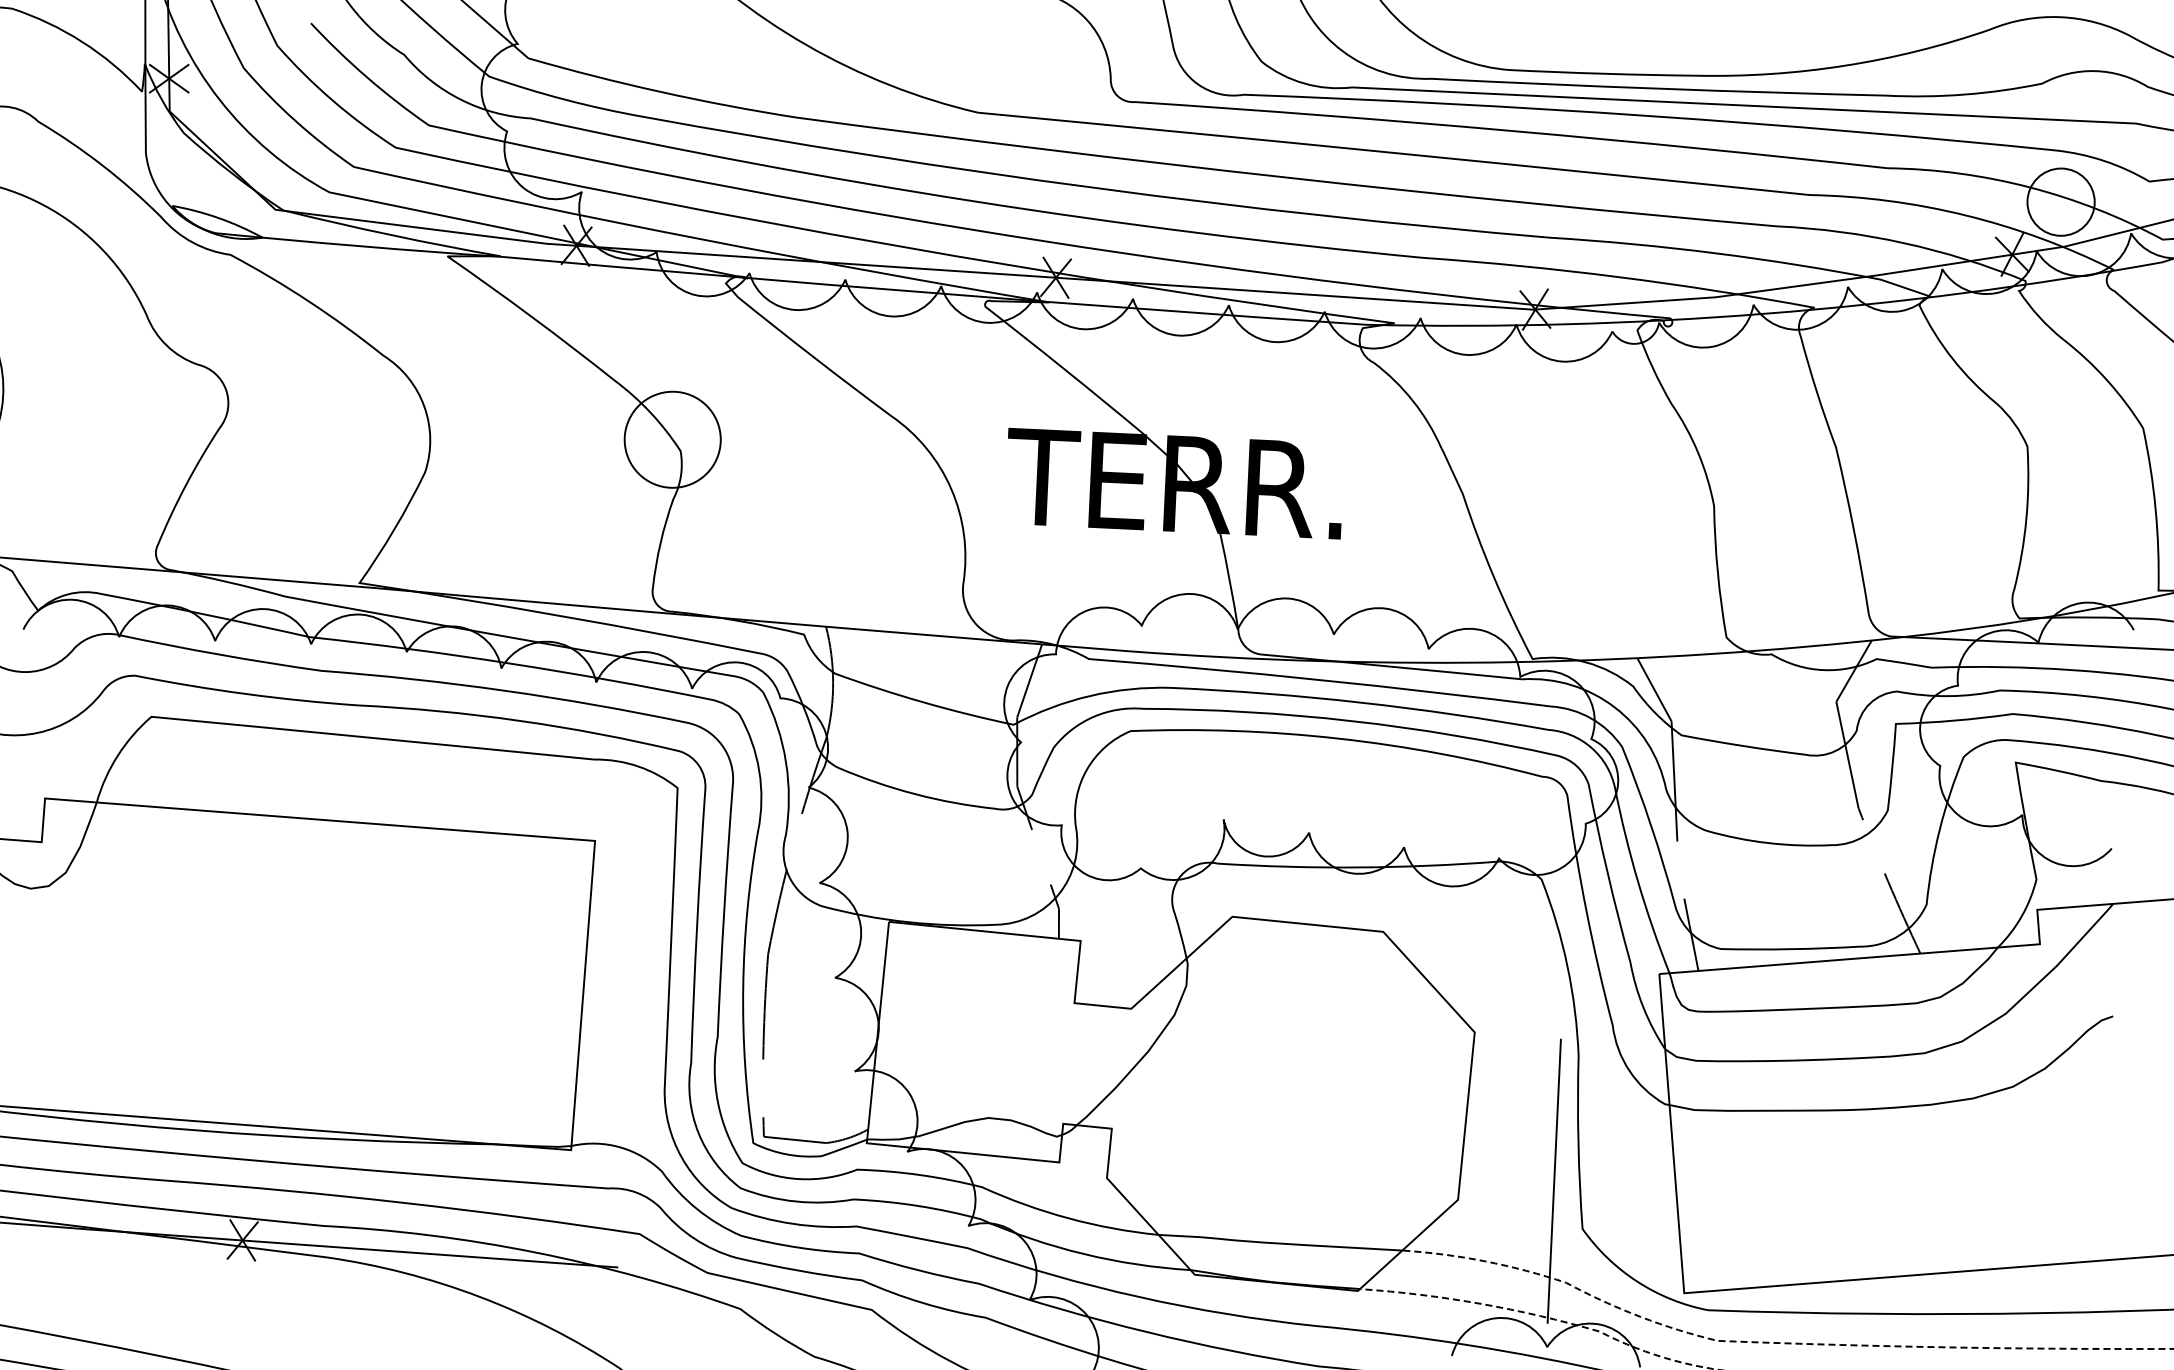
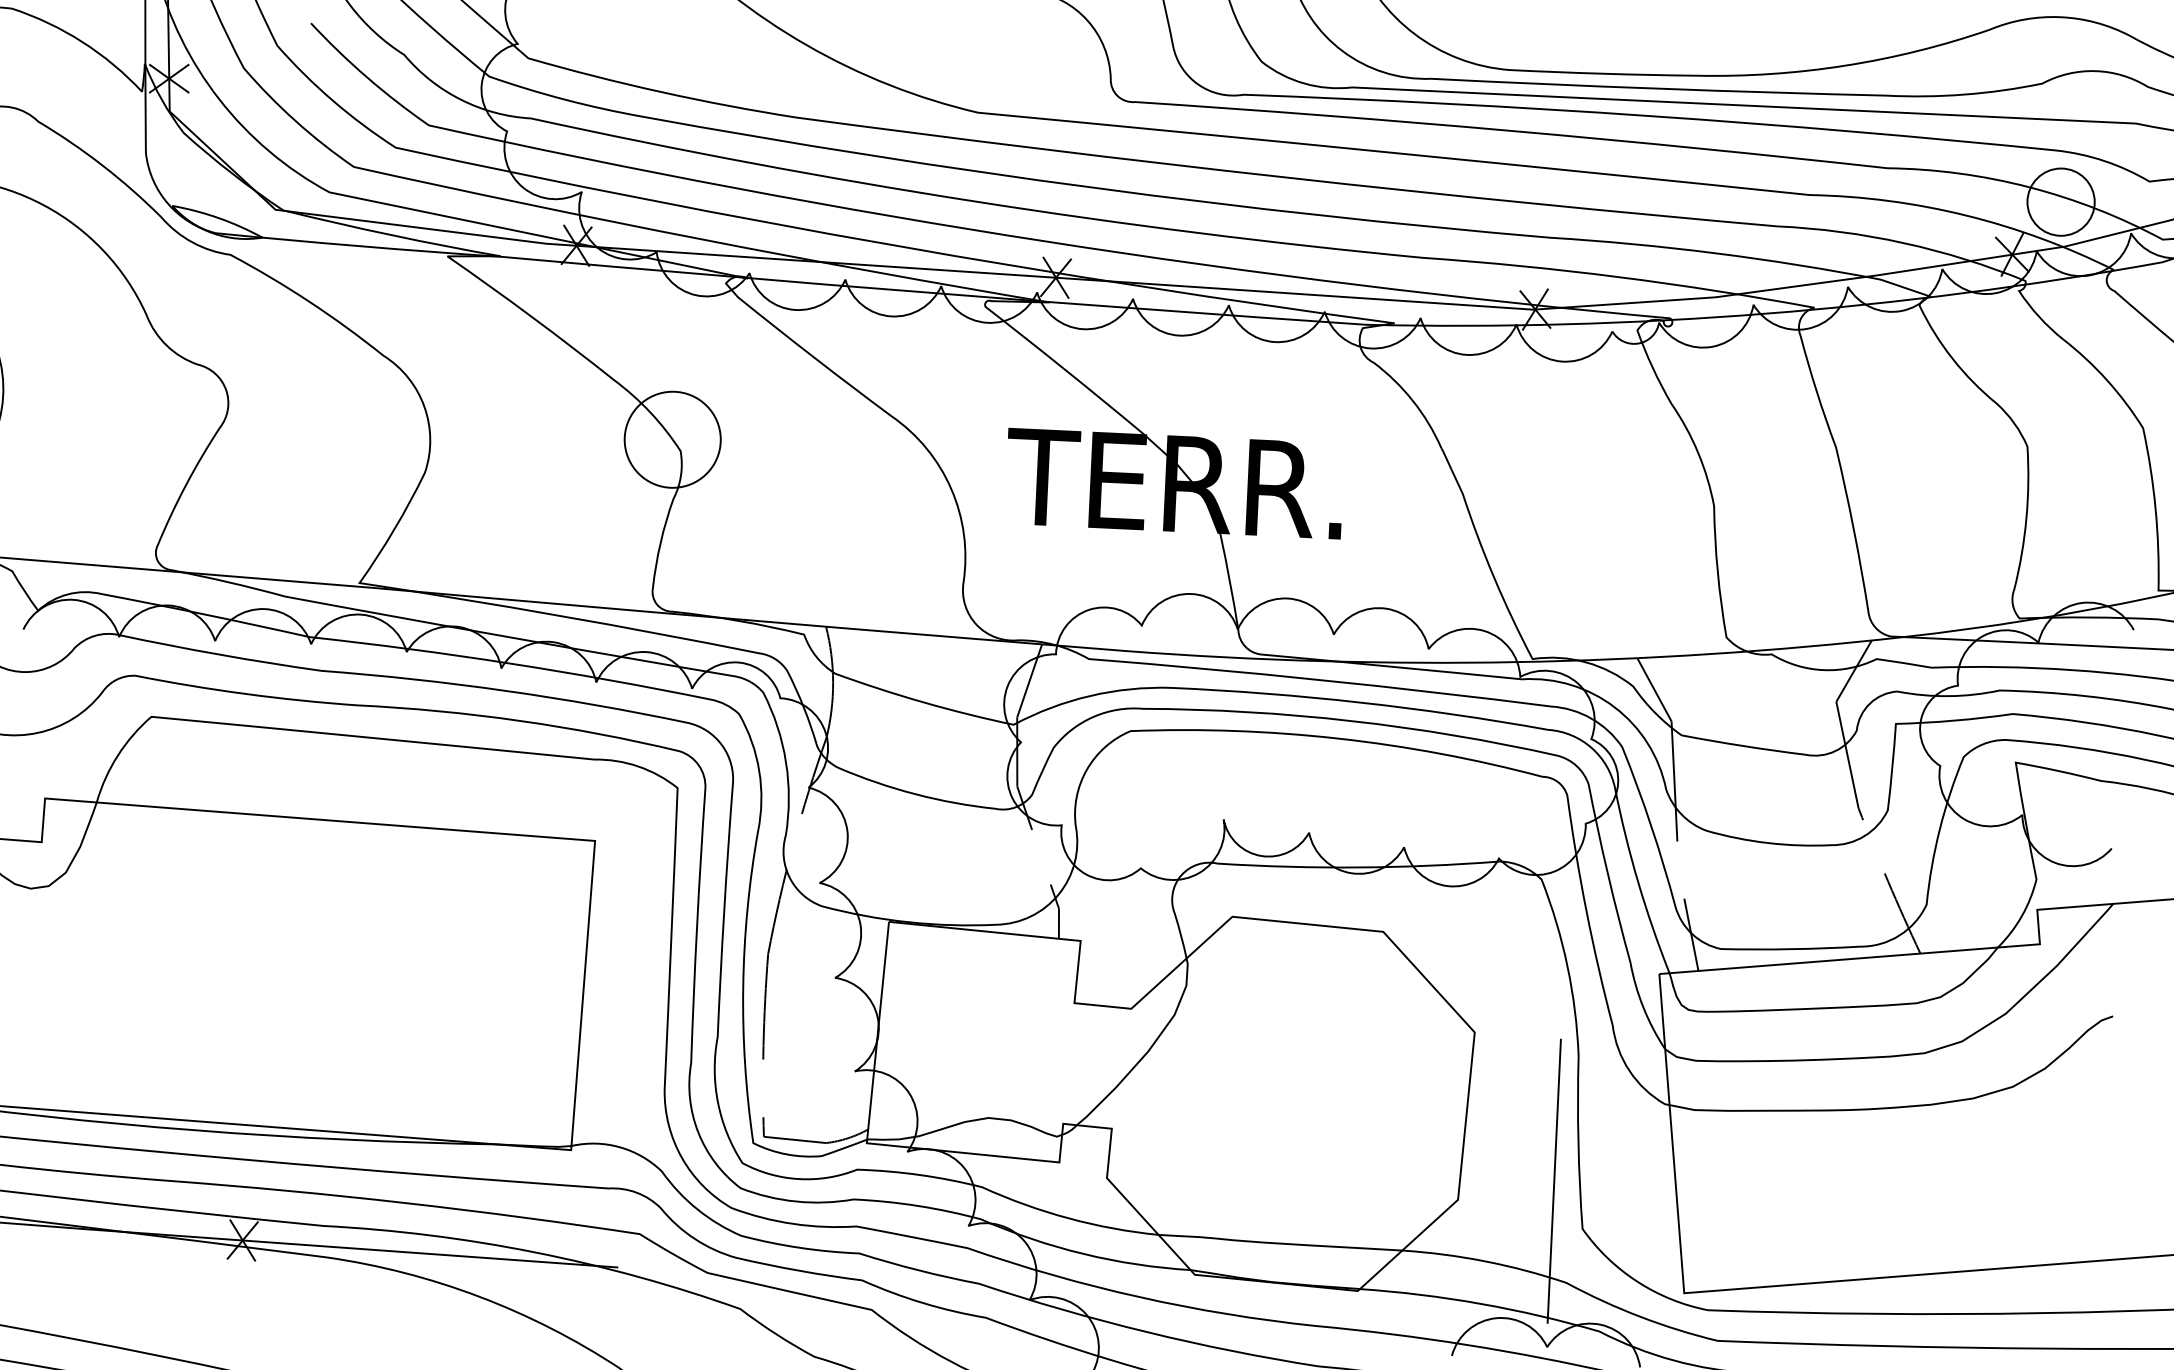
line: dashed -> solid (1543, 1316)
line: dashed -> solid (1774, 1342)
